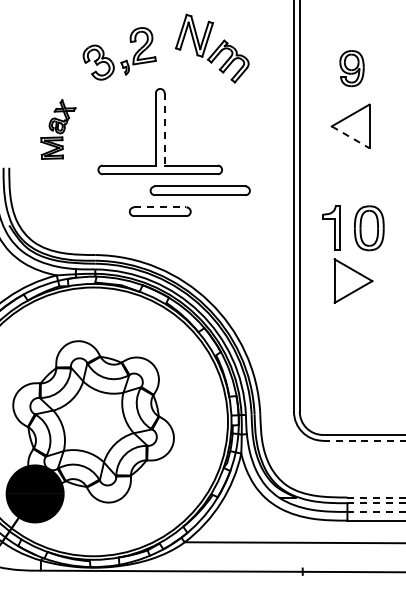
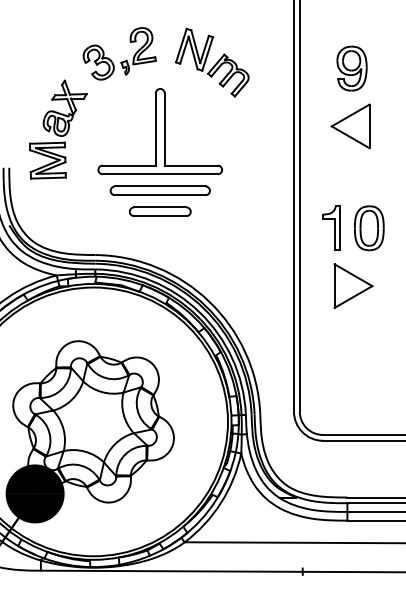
part position: (212, 48) -> (212, 62) (212, 62)
part size: 26x38 px -> 32x47 px (351, 68)
part size: 37x61 px -> 59x101 px (58, 129)
line: dashed -> solid (164, 129)
line: dashed -> solid (350, 137)
part position: (199, 190) -> (159, 190) (159, 190)
line: dashed -> solid (160, 207)
part position: (353, 280) -> (353, 285) (353, 285)
line: dashed -> solid (365, 440)
line: dashed -> solid (376, 497)
line: dashed -> solid (376, 503)
line: dashed -> solid (376, 511)
